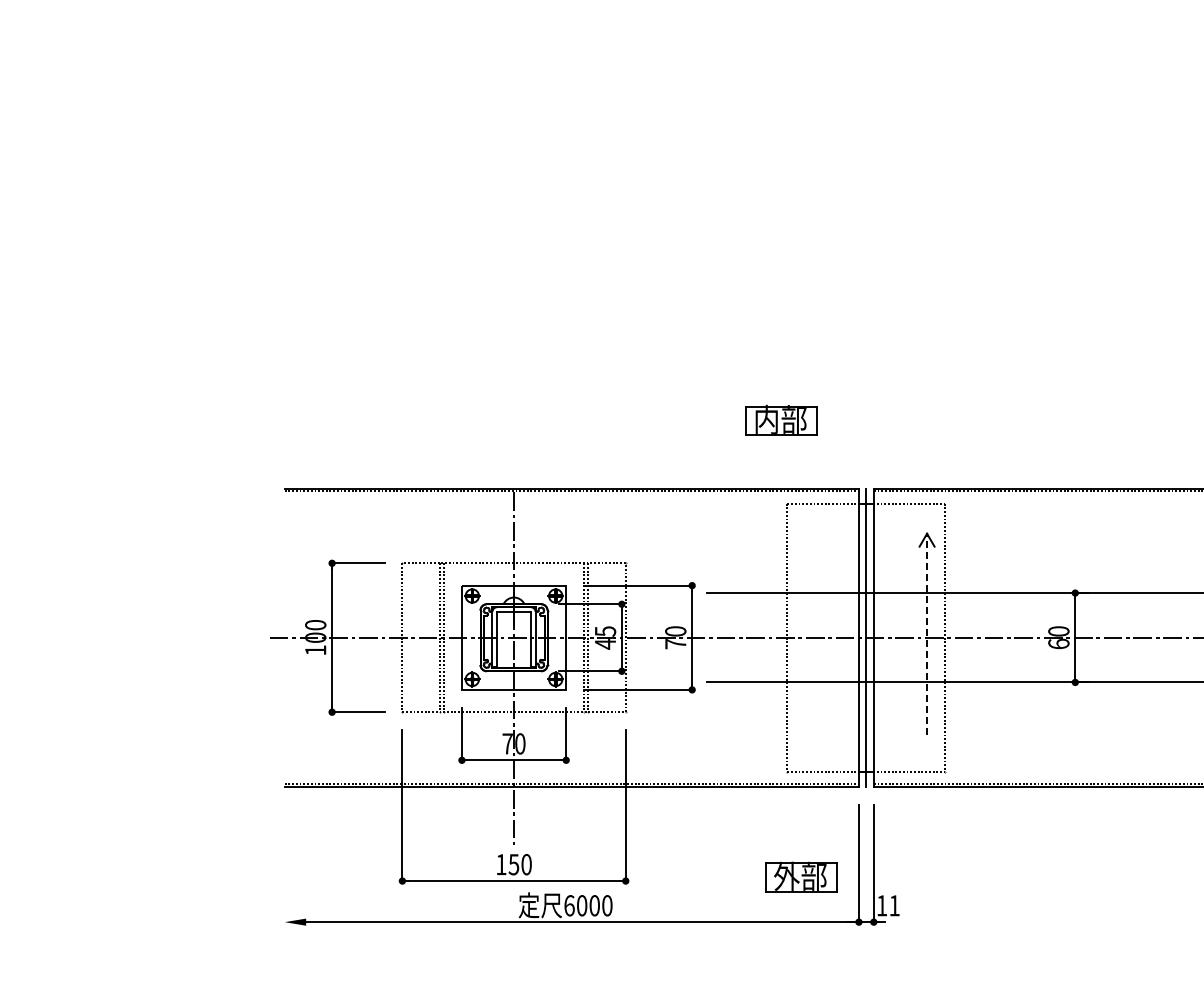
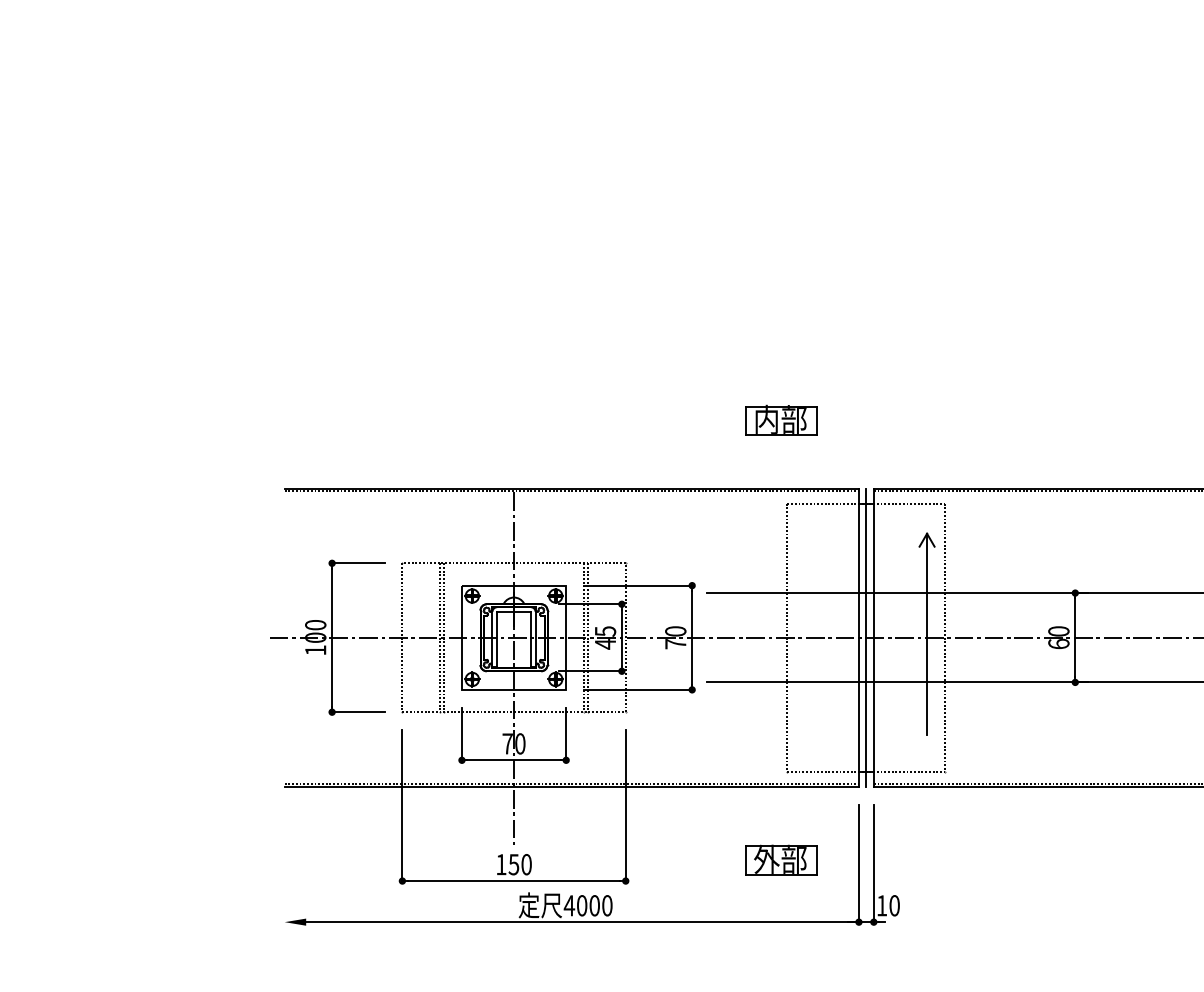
line: dashed -> solid (927, 634)
part position: (801, 876) -> (781, 859) (781, 859)
text: 6000 -> 4000 (569, 905)
text: 11 -> 10 (894, 905)
